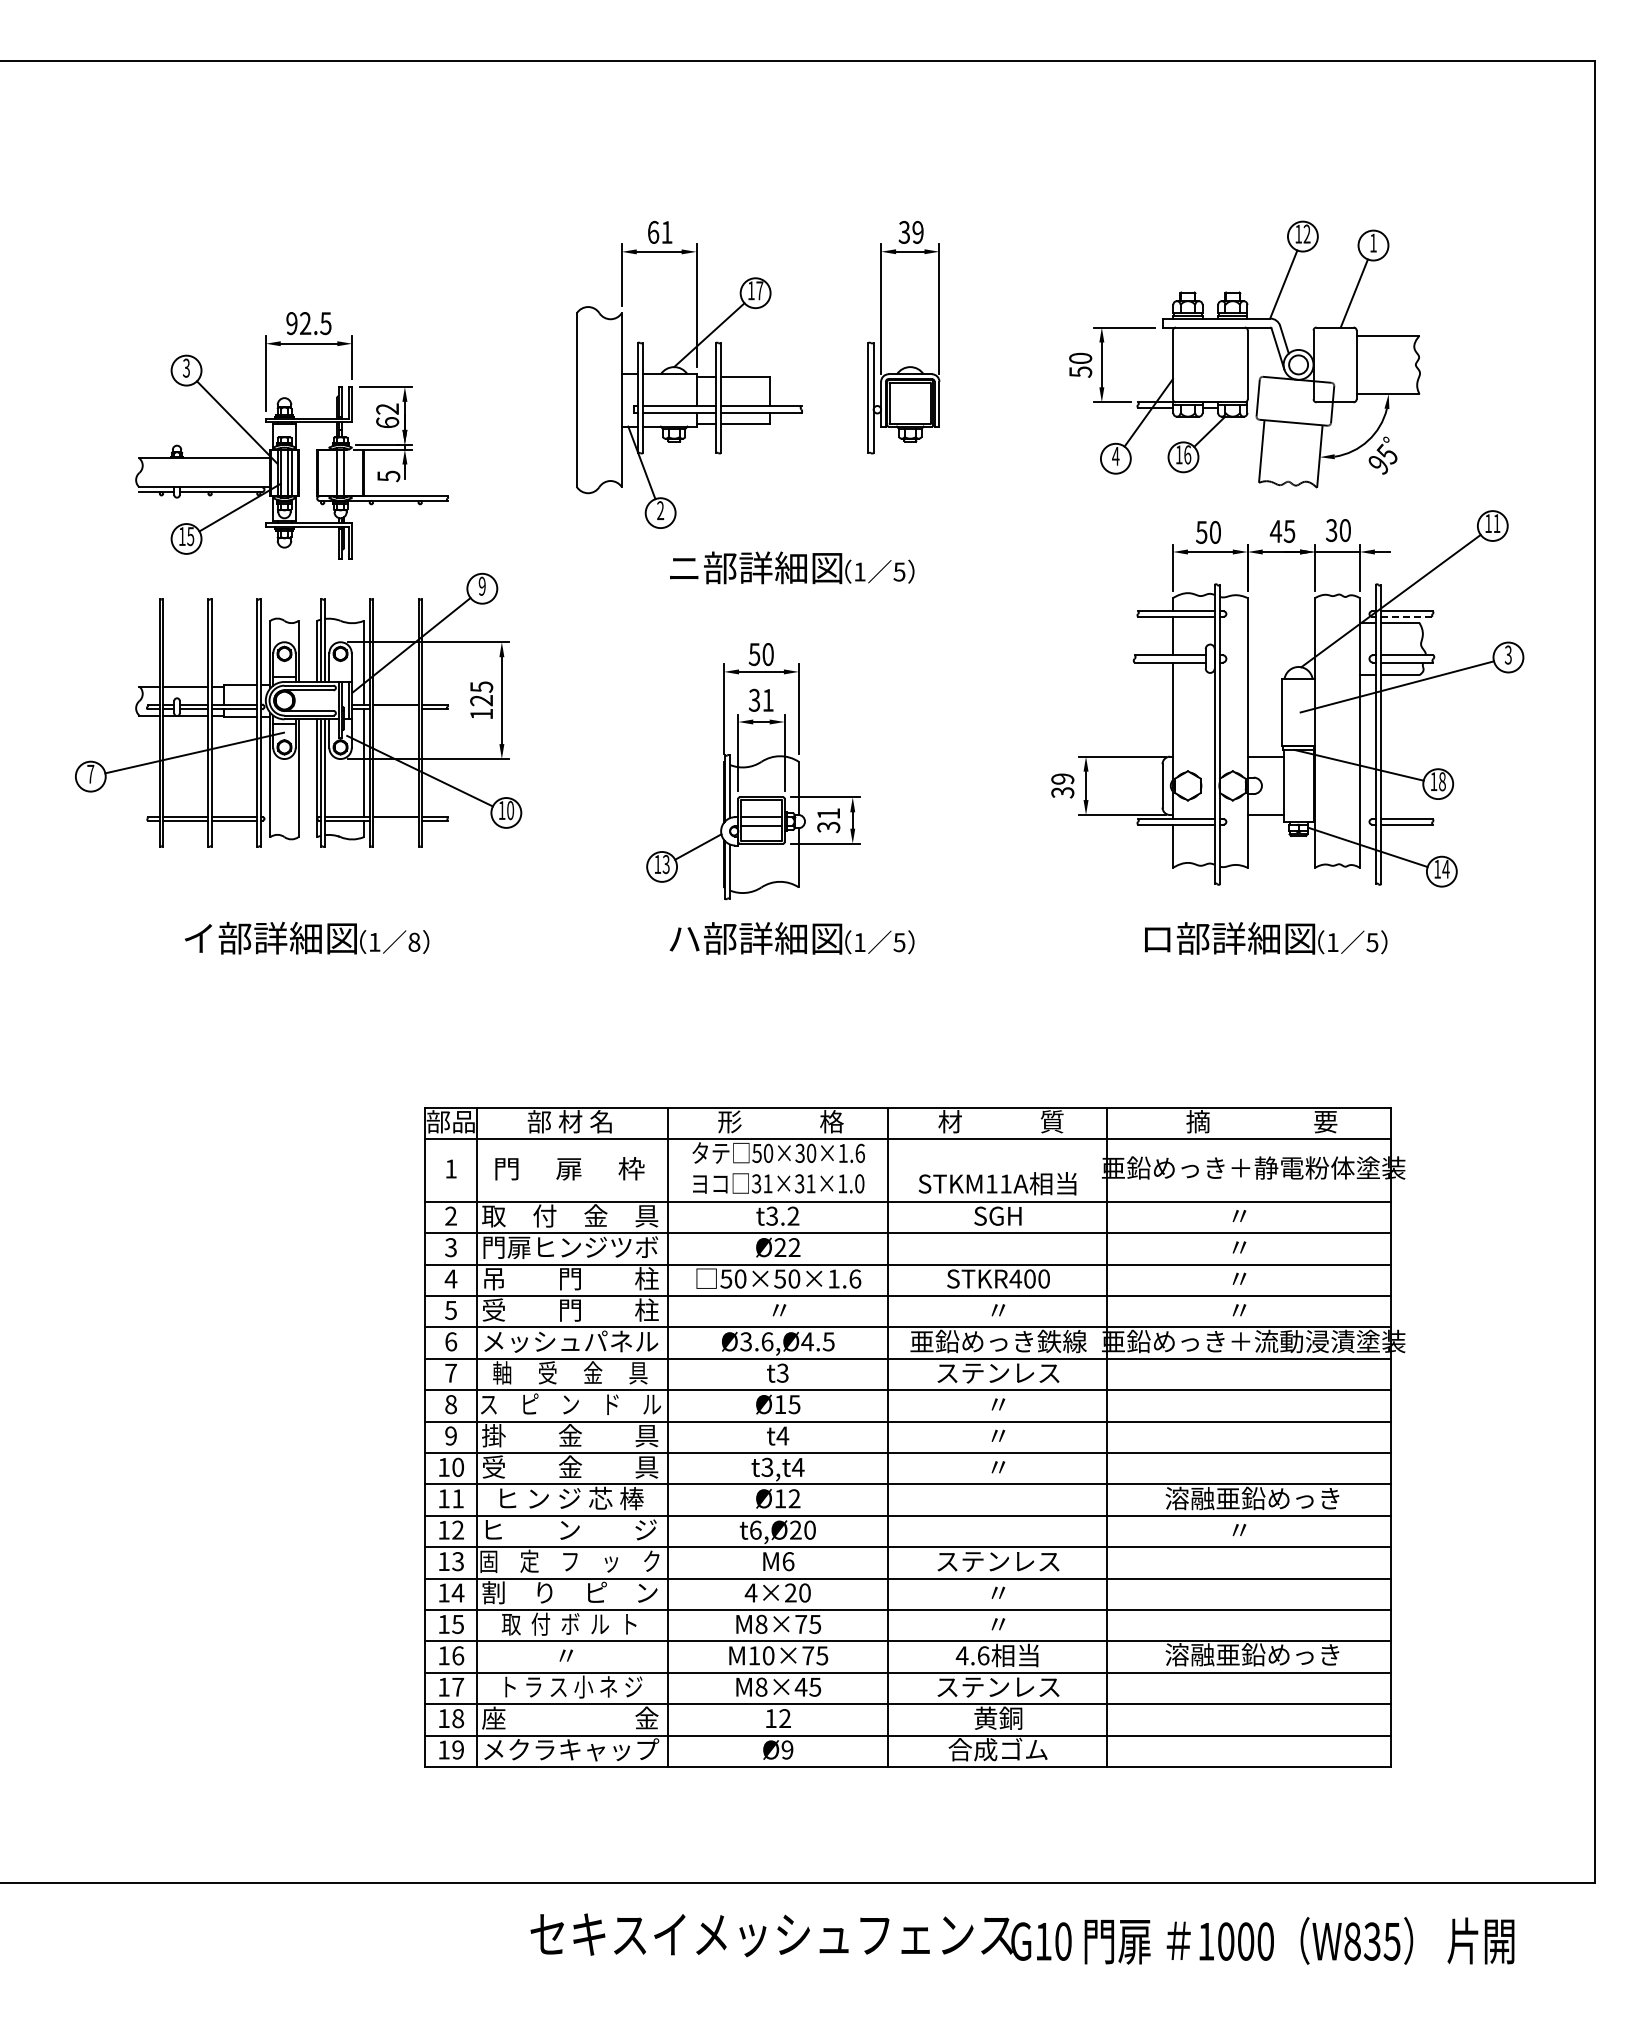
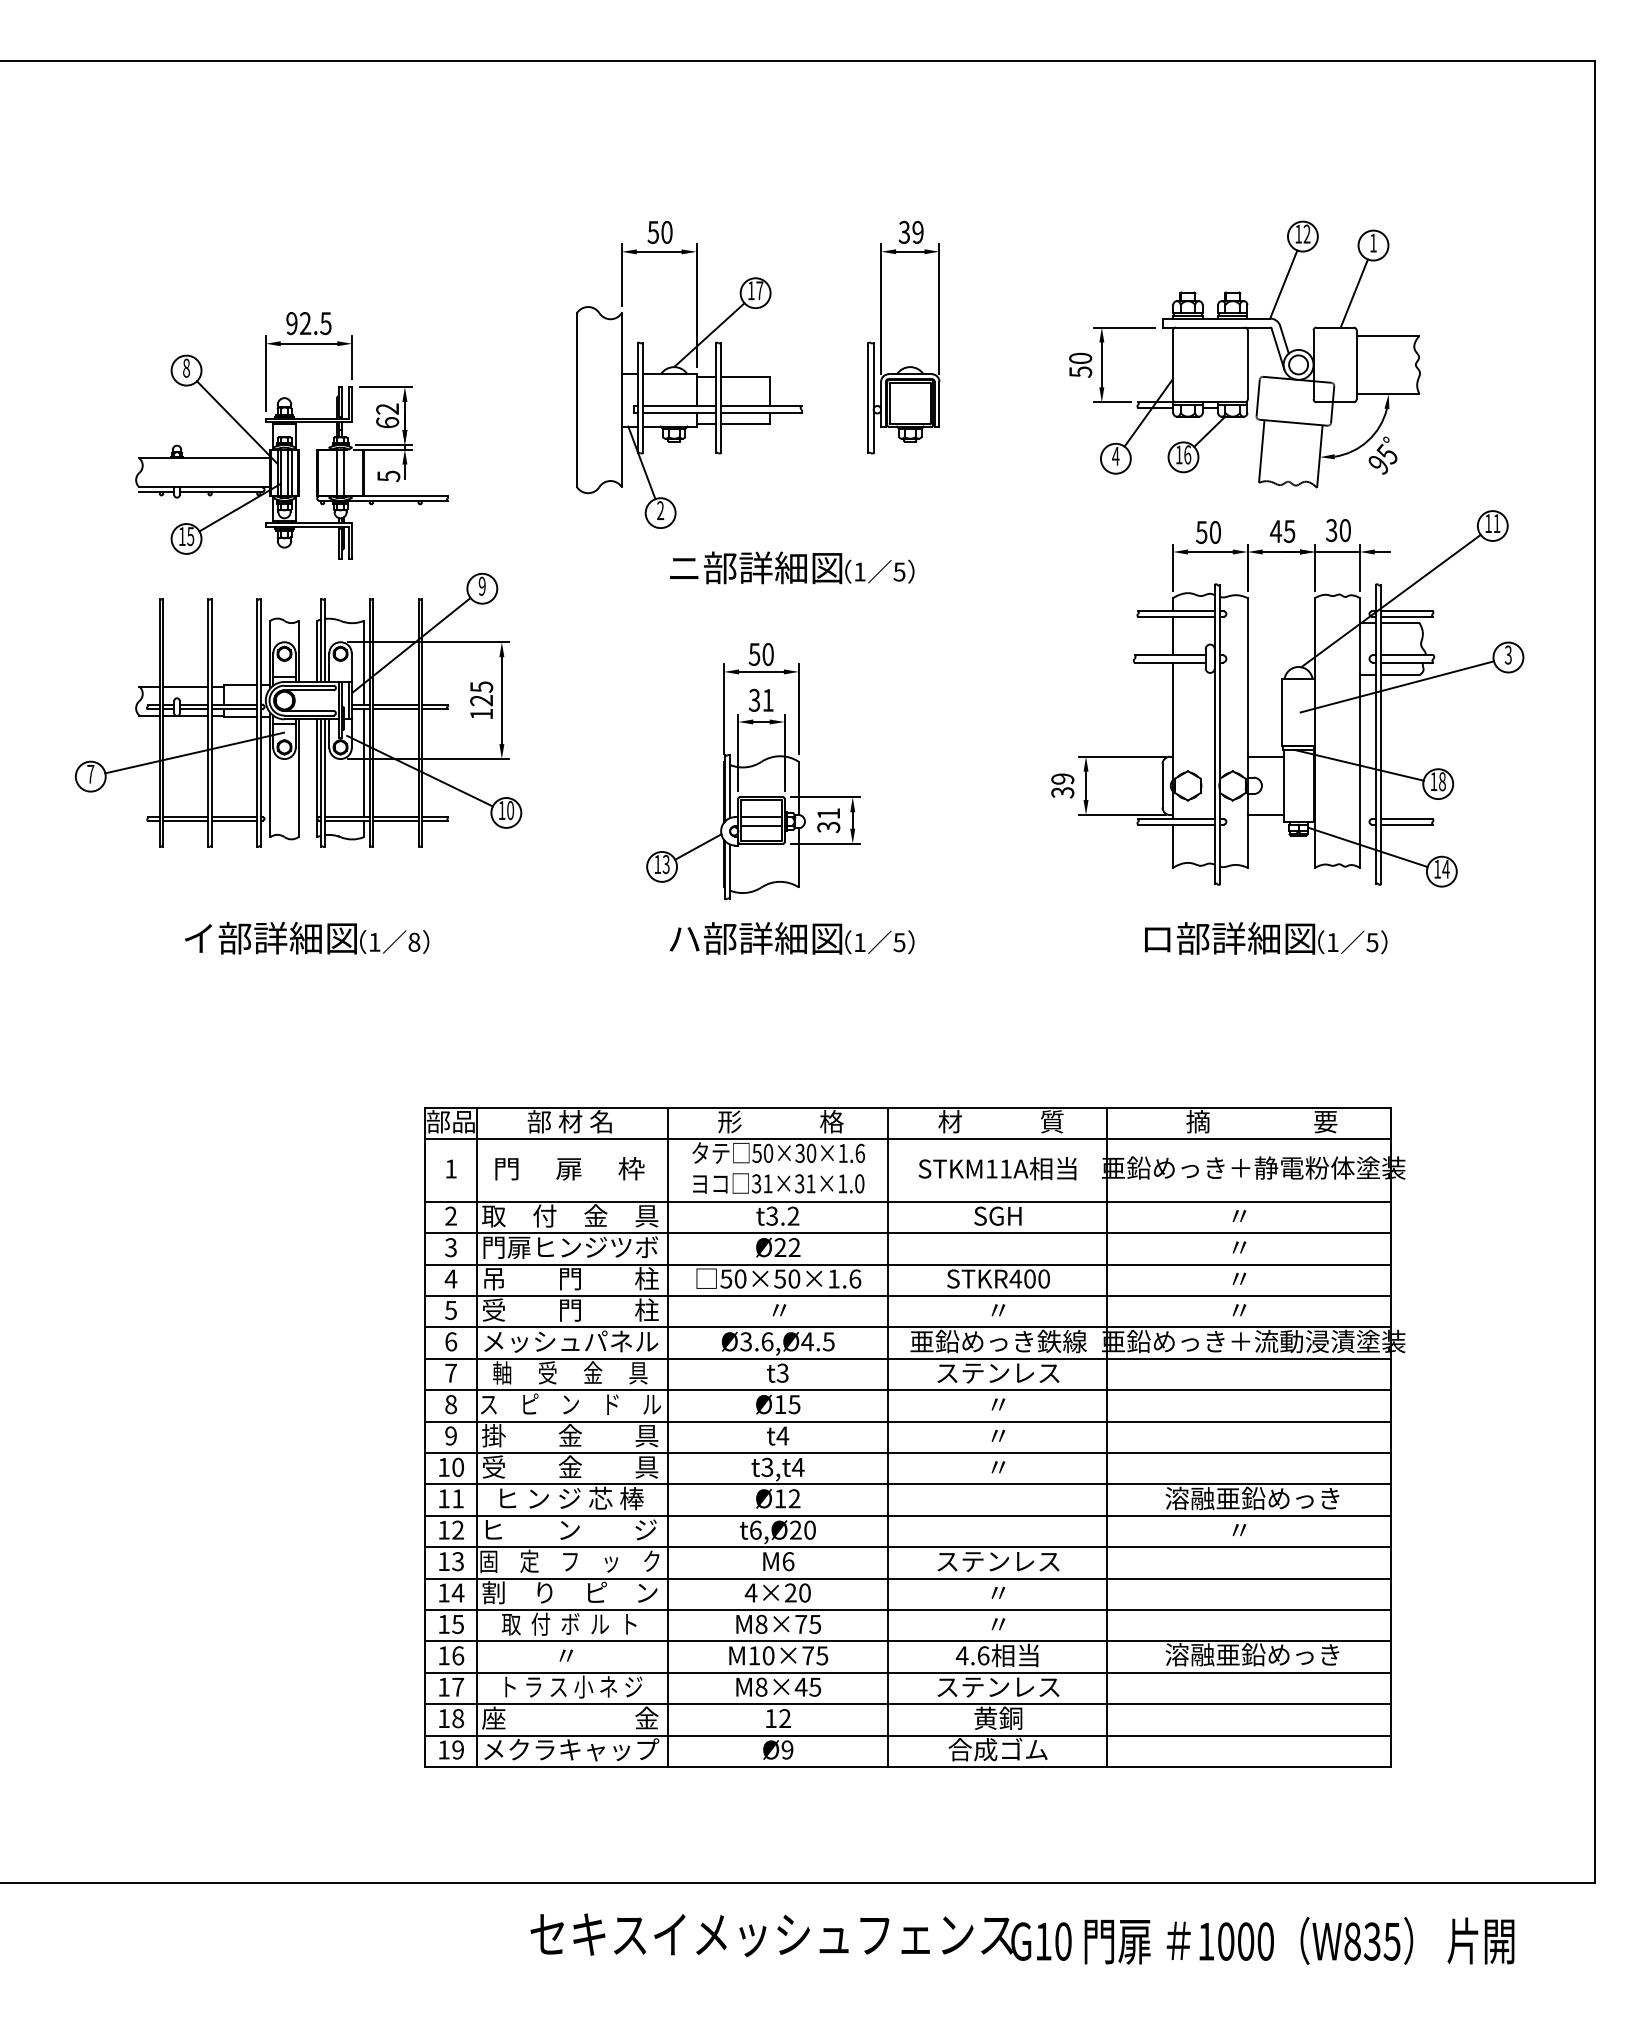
text: 61 -> 50 (659, 231)
text: 3 -> 8 (186, 367)
line: dashed -> solid (1406, 616)
line: none -> present (395, 709)
line: none -> present (395, 820)
text position: (997, 1183) -> (997, 1168) (997, 1168)
